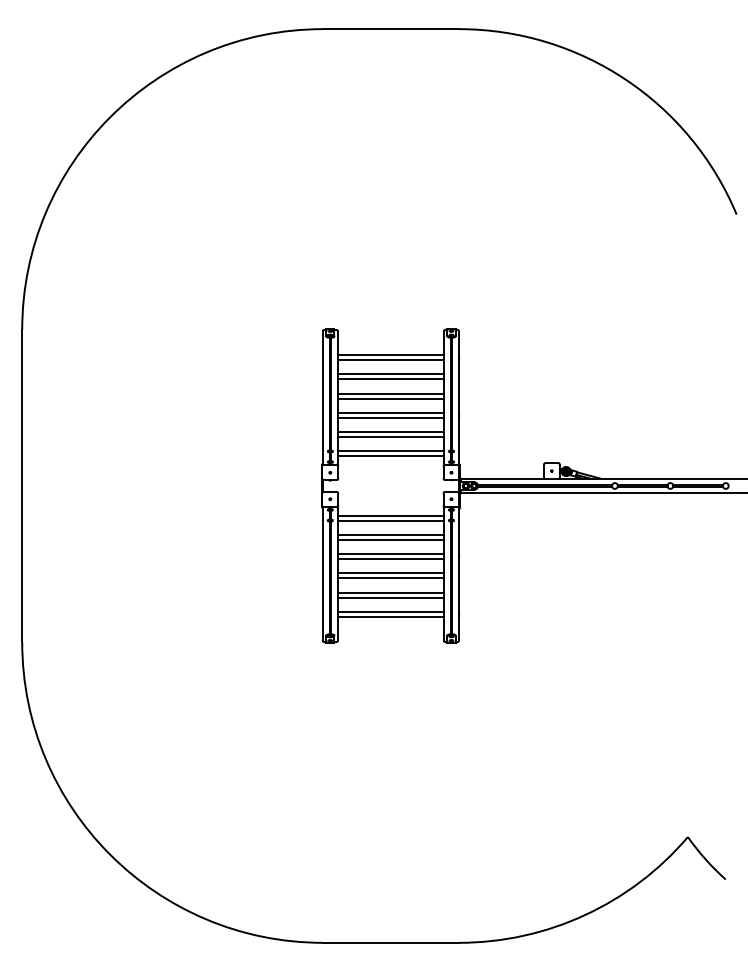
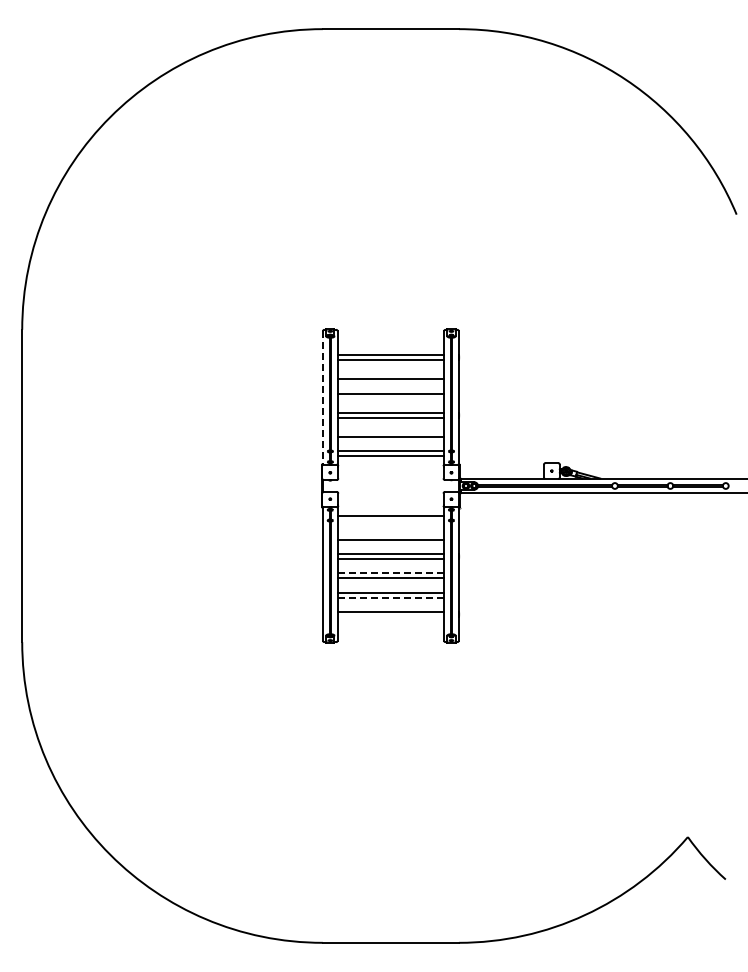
line: present -> none (390, 374)
line: solid -> dashed (322, 398)
line: present -> none (390, 398)
line: present -> none (390, 432)
line: present -> none (390, 520)
line: present -> none (390, 534)
line: solid -> dashed (391, 573)
line: solid -> dashed (391, 597)
line: present -> none (390, 616)
